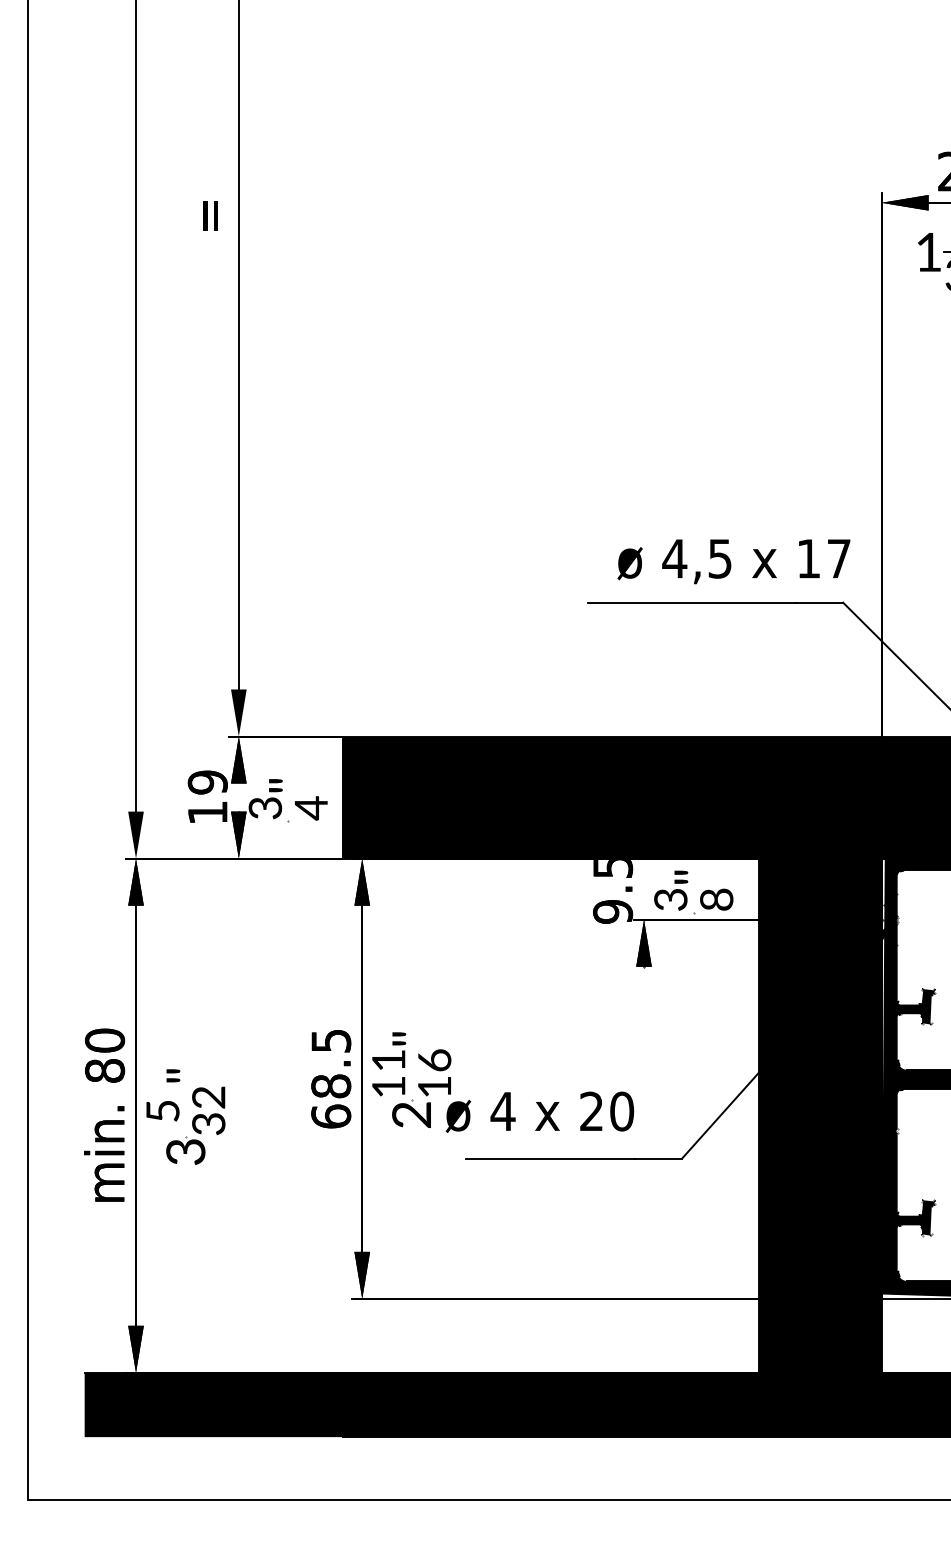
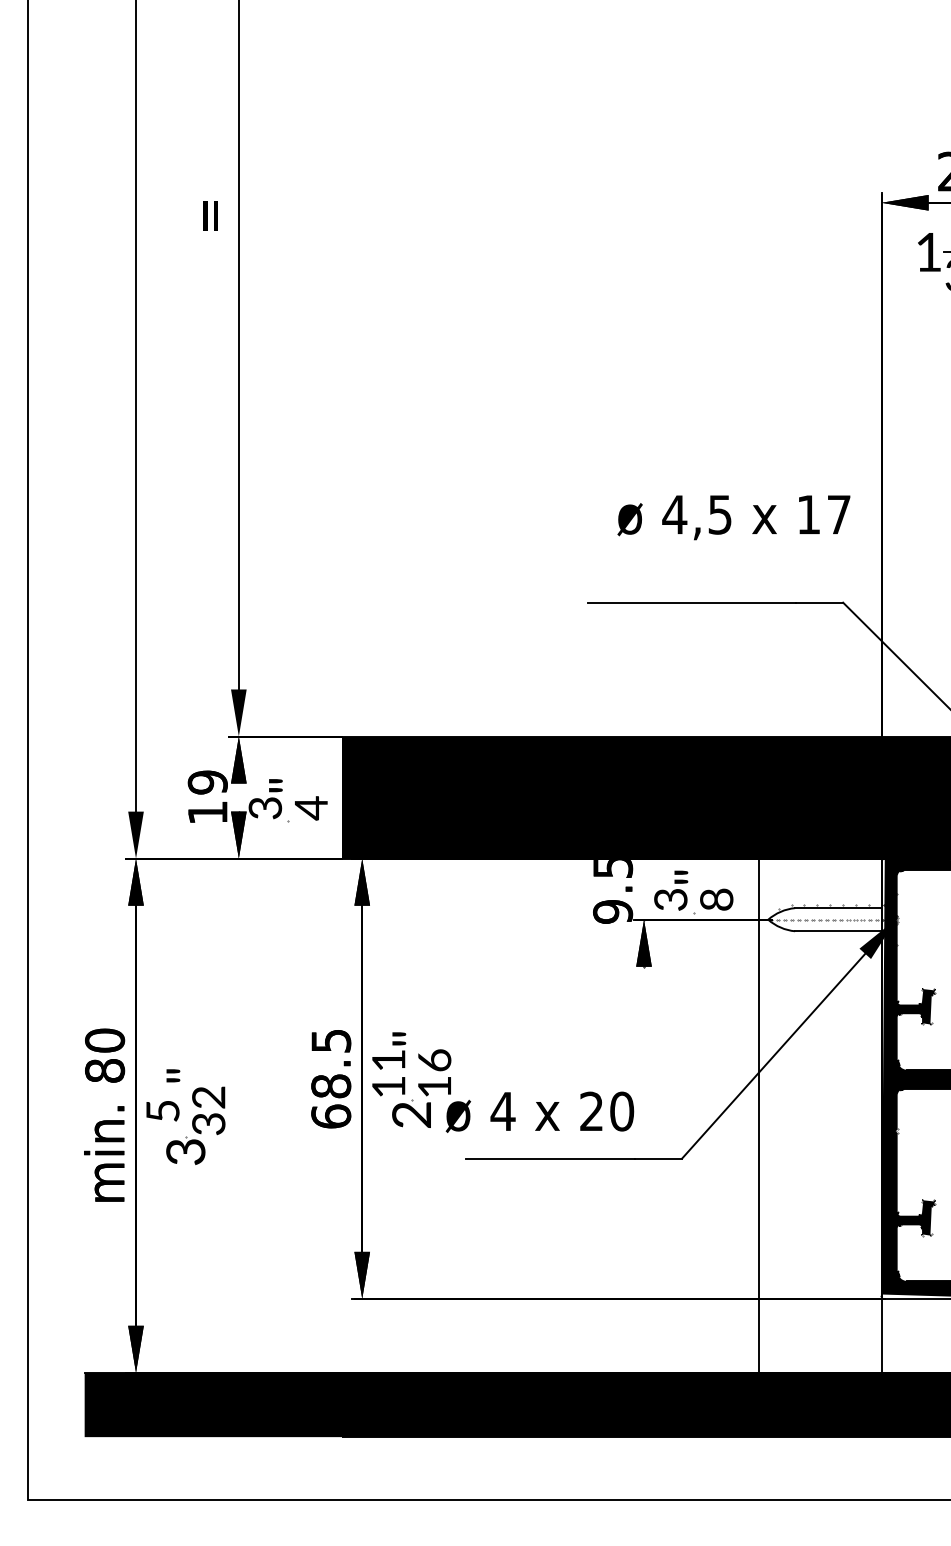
text position: (733, 561) -> (733, 517) (733, 517)
fill: present -> none (820, 1115)
